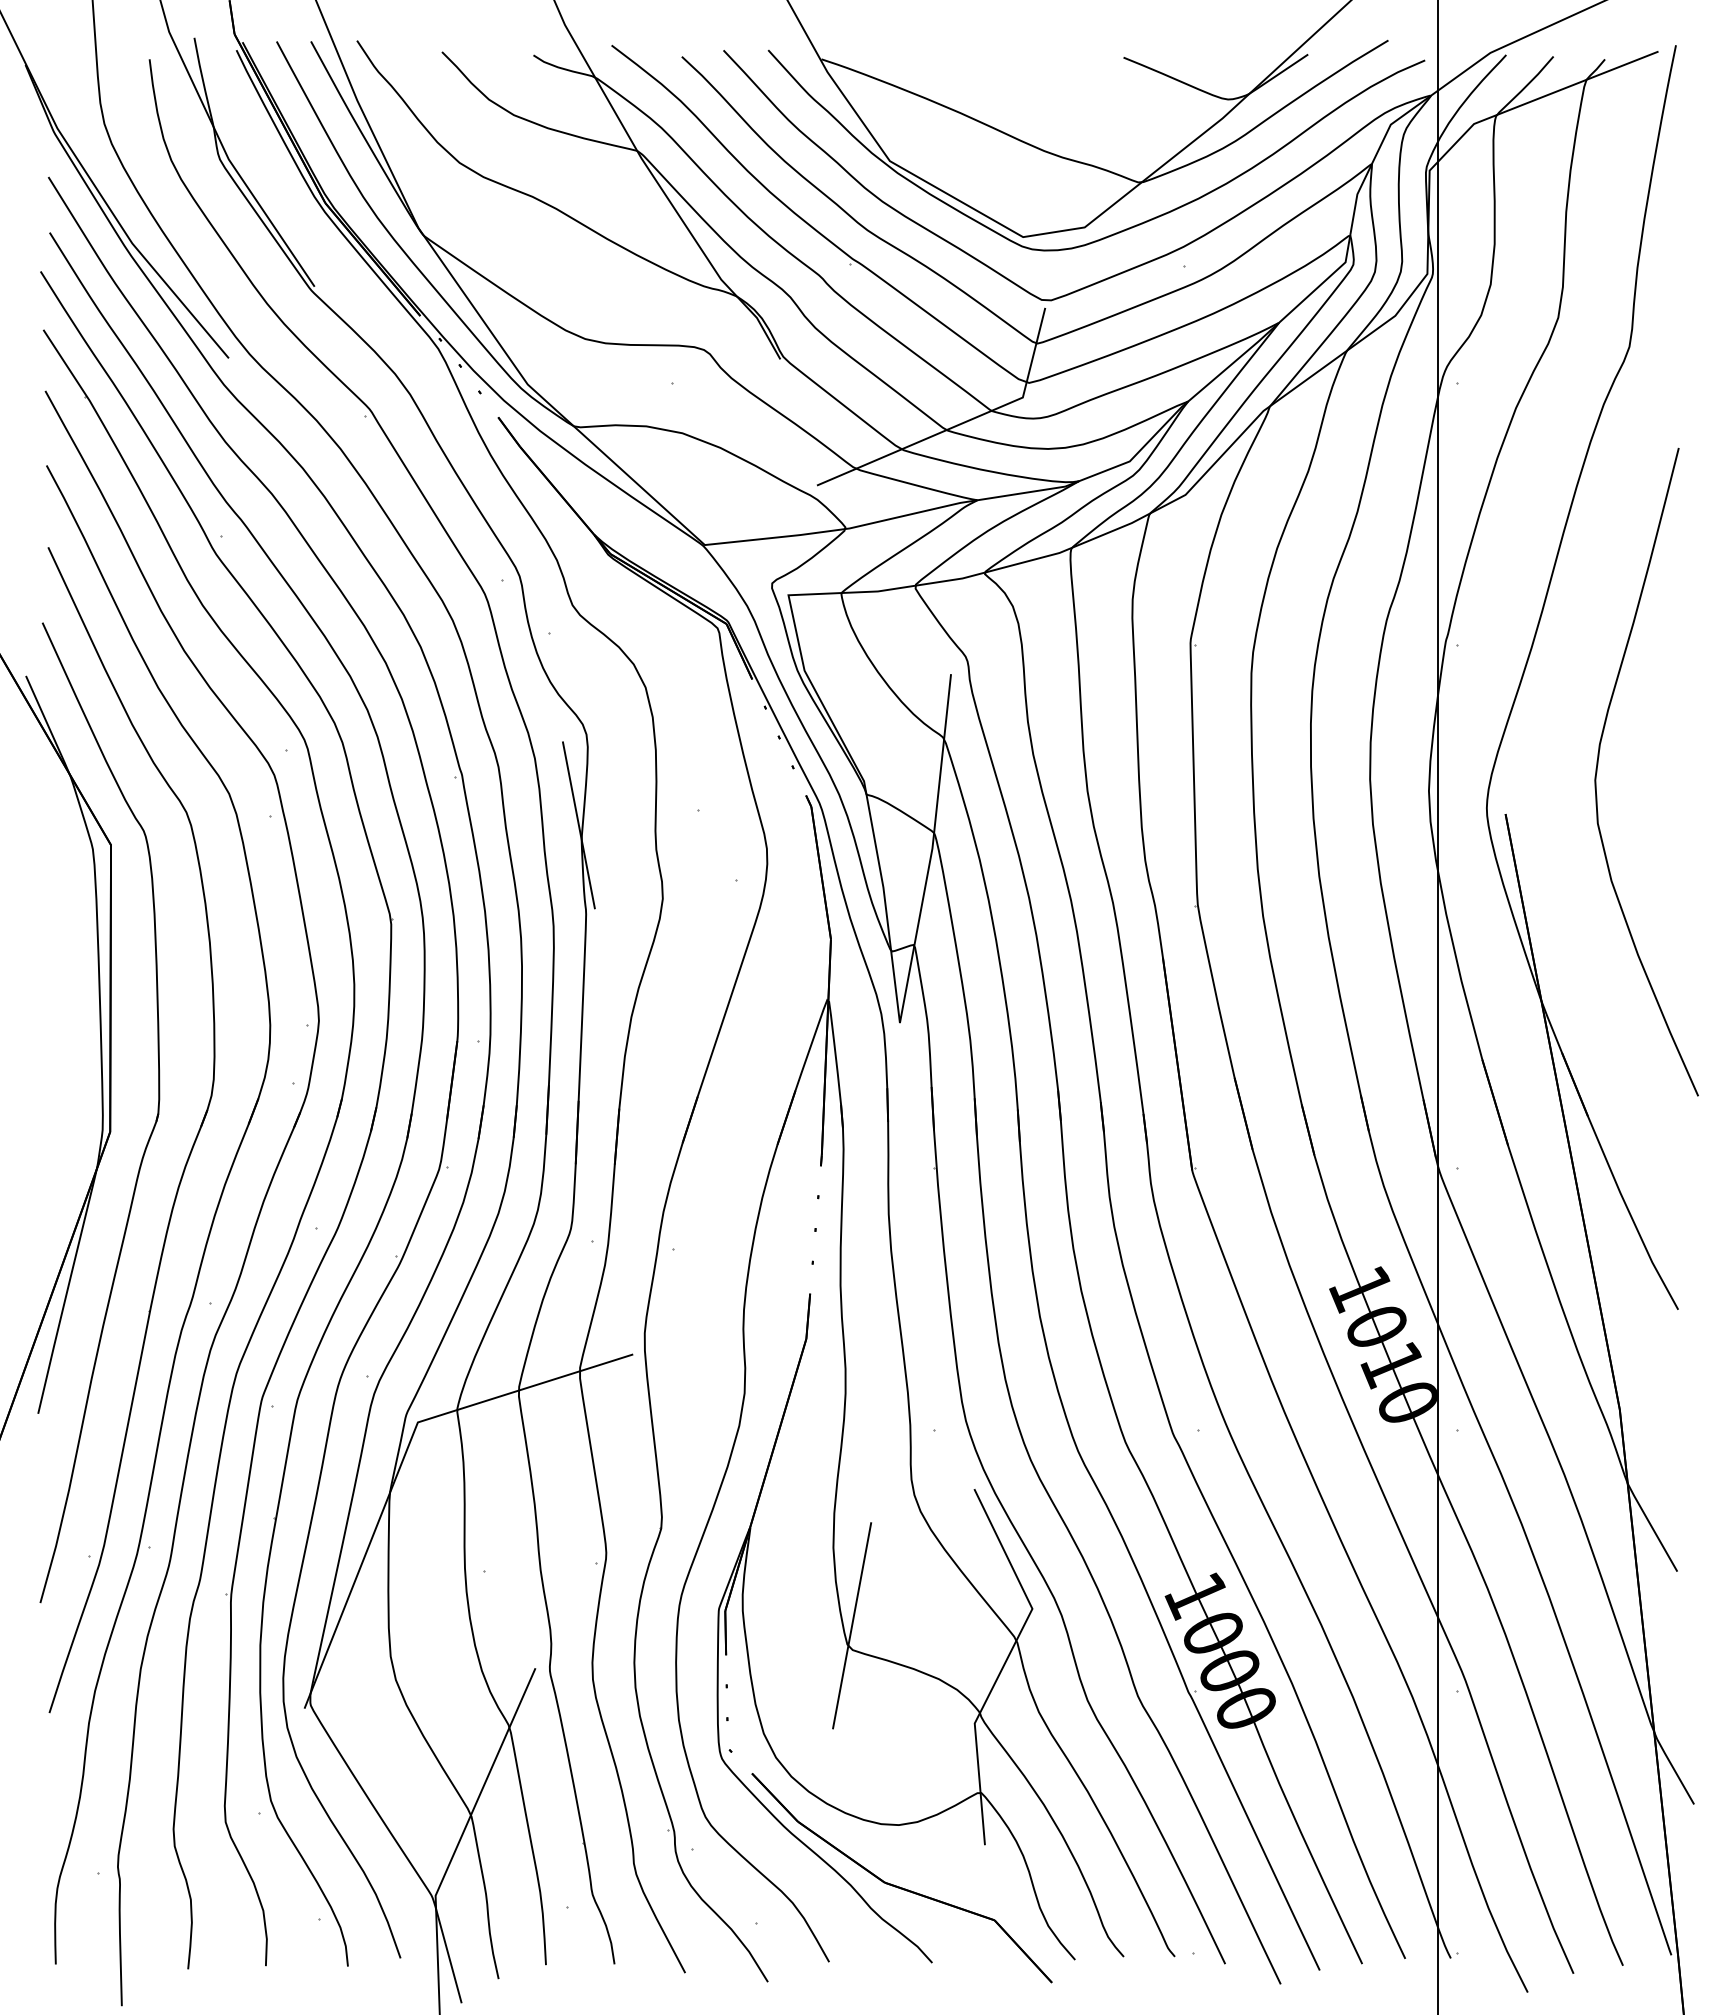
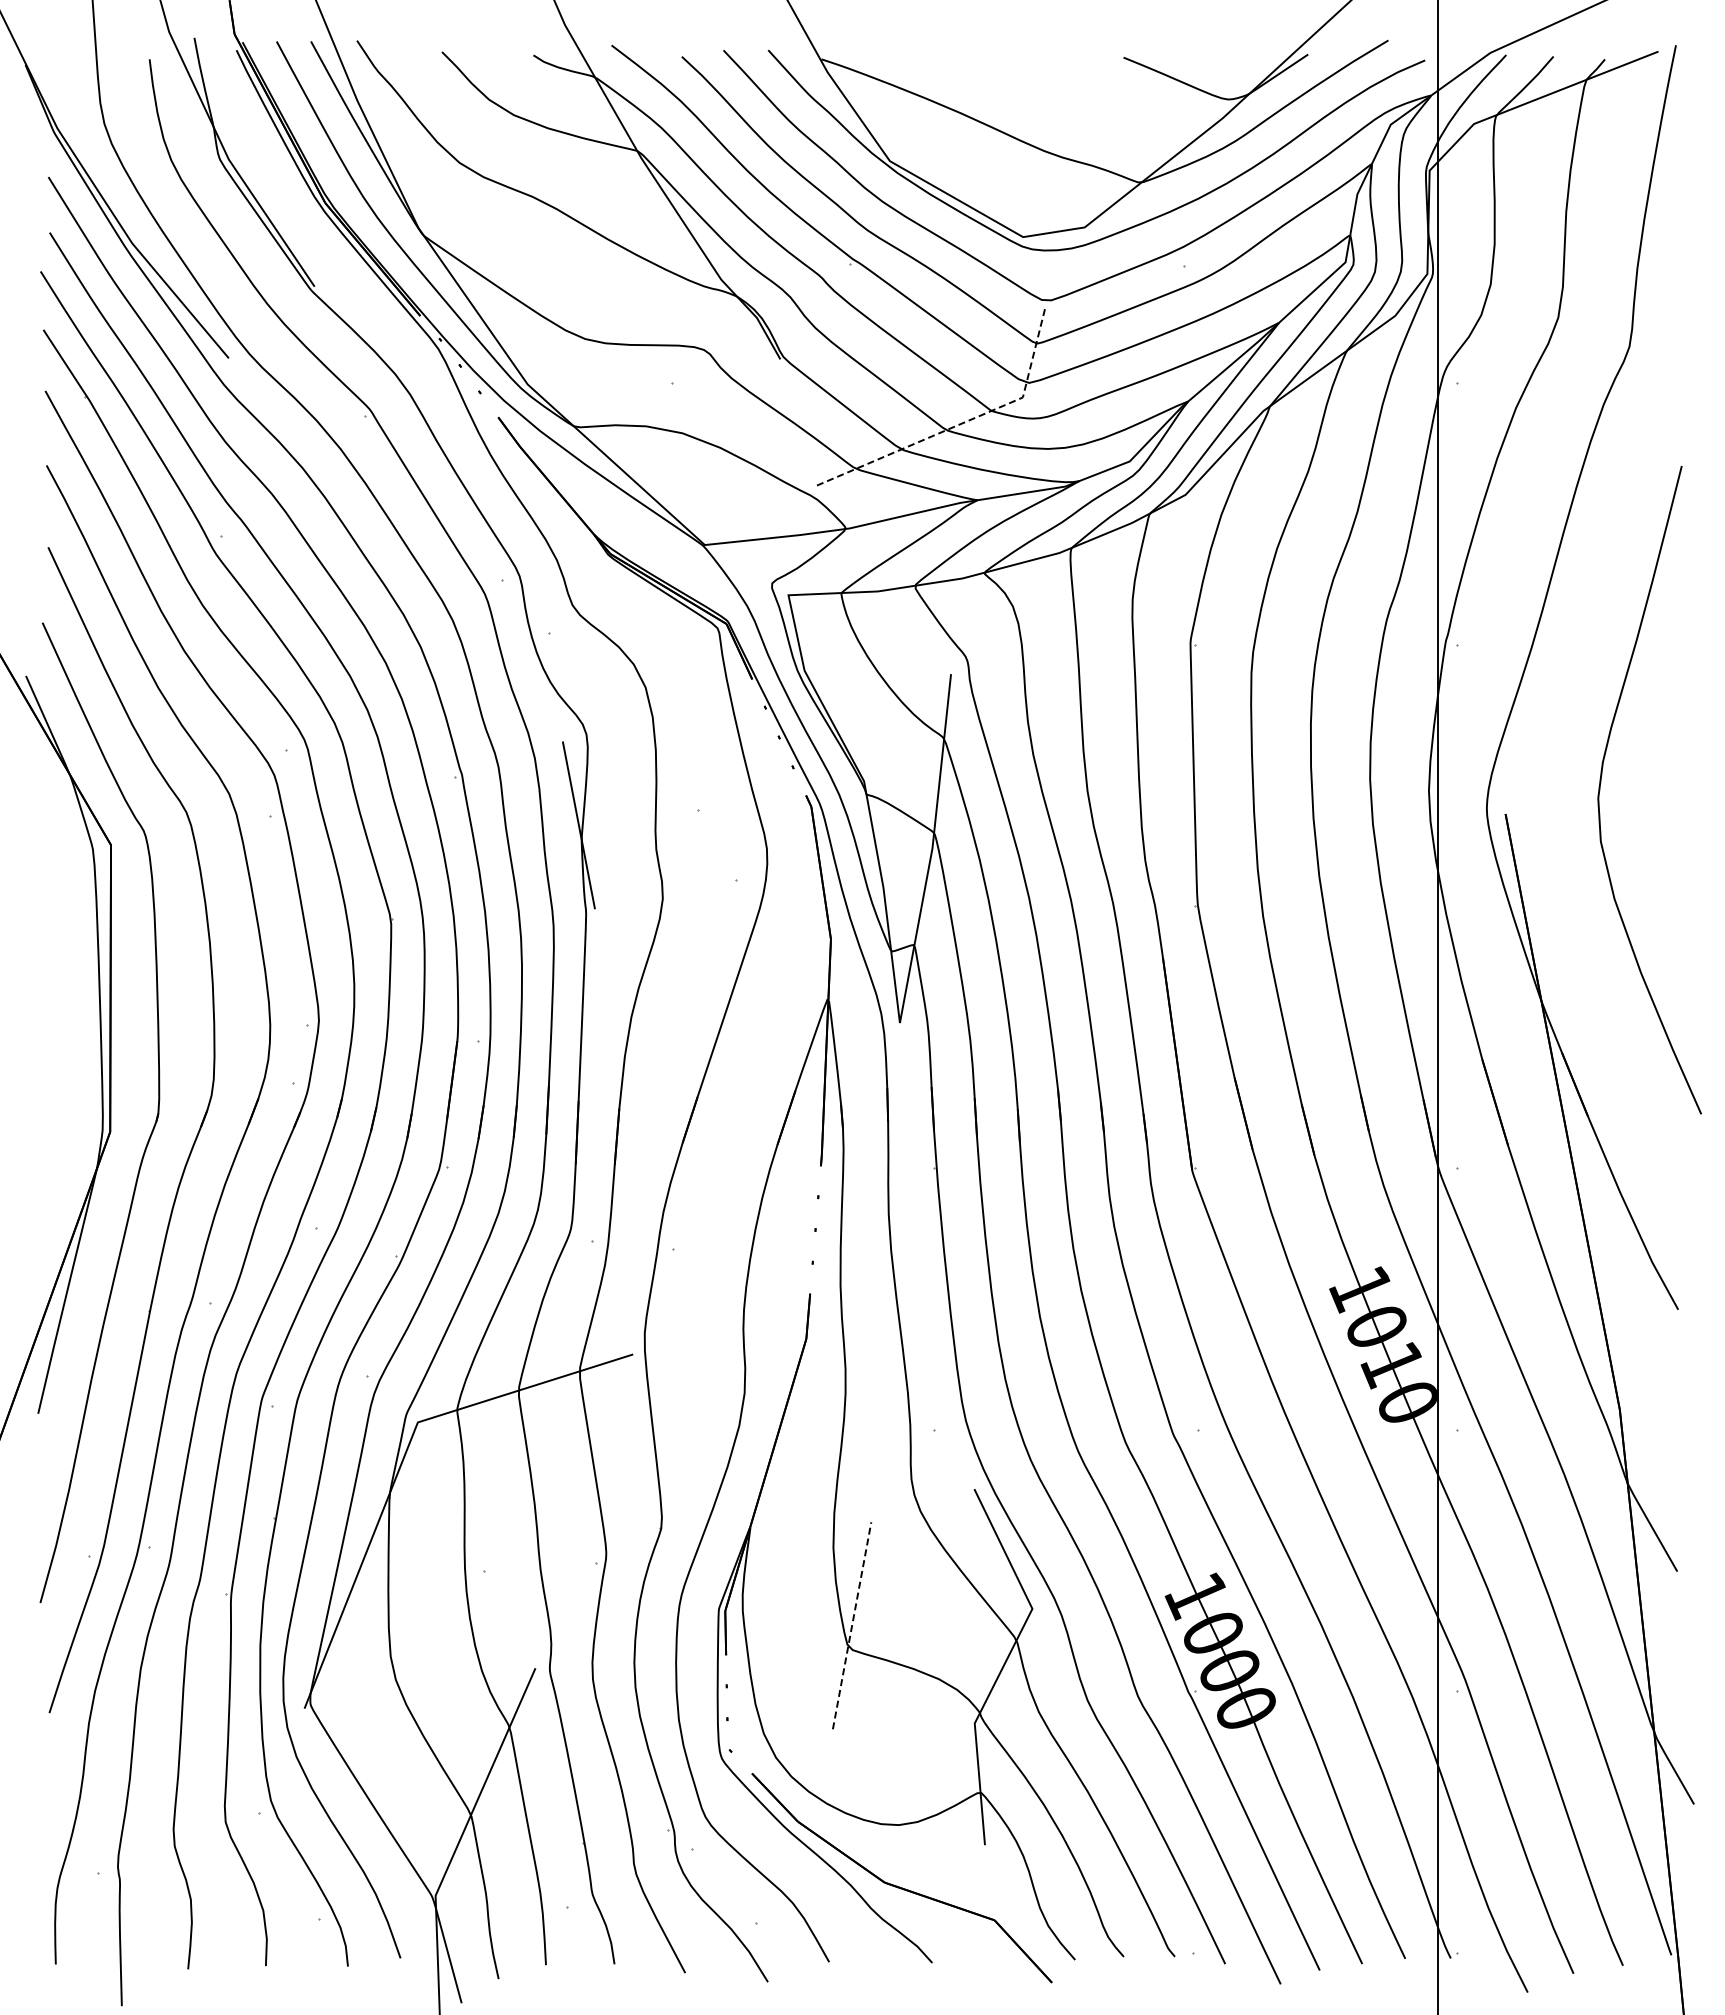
line: solid -> dashed (963, 423)
curve position: (1598, 765) -> (1601, 783) (1601, 783)
line: solid -> dashed (852, 1625)
